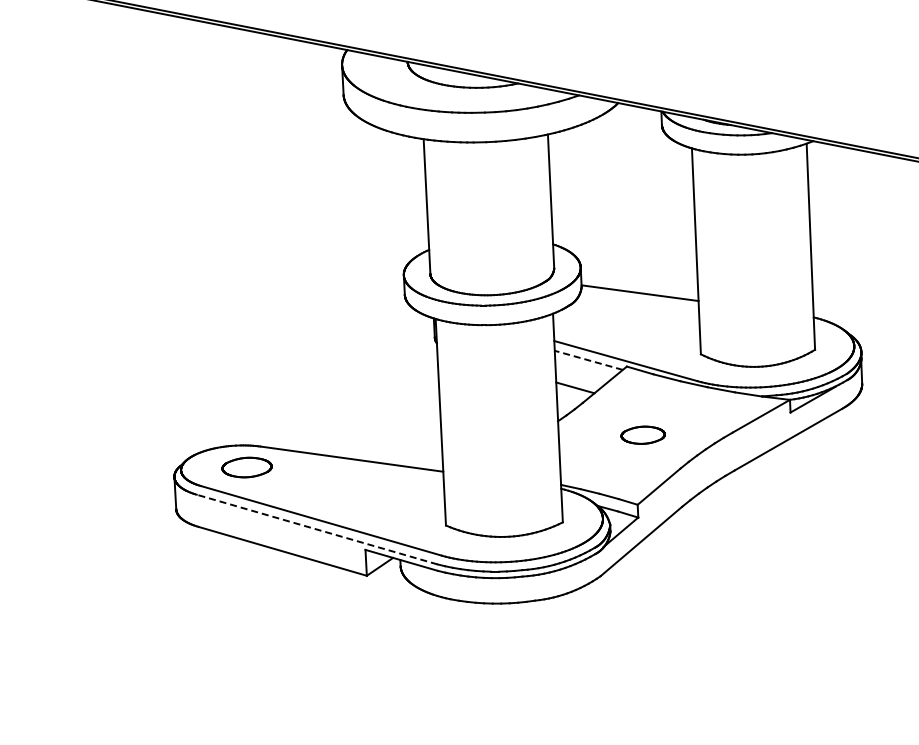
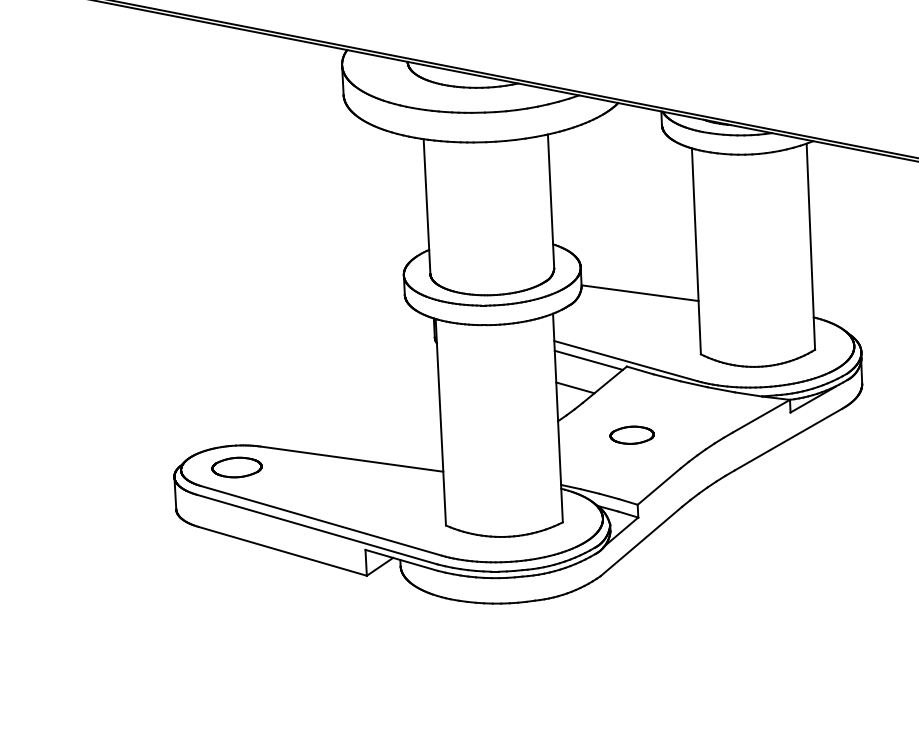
line: dashed -> solid (588, 360)
part position: (642, 434) -> (631, 434) (631, 434)
part position: (246, 467) -> (236, 467) (236, 467)
line: dashed -> solid (316, 529)
